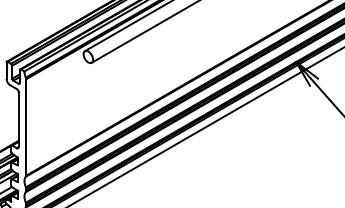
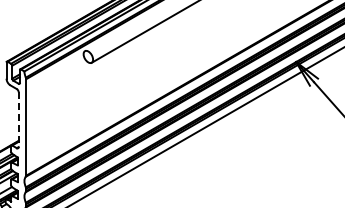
line: present -> none (127, 26)
line: solid -> dashed (18, 120)
